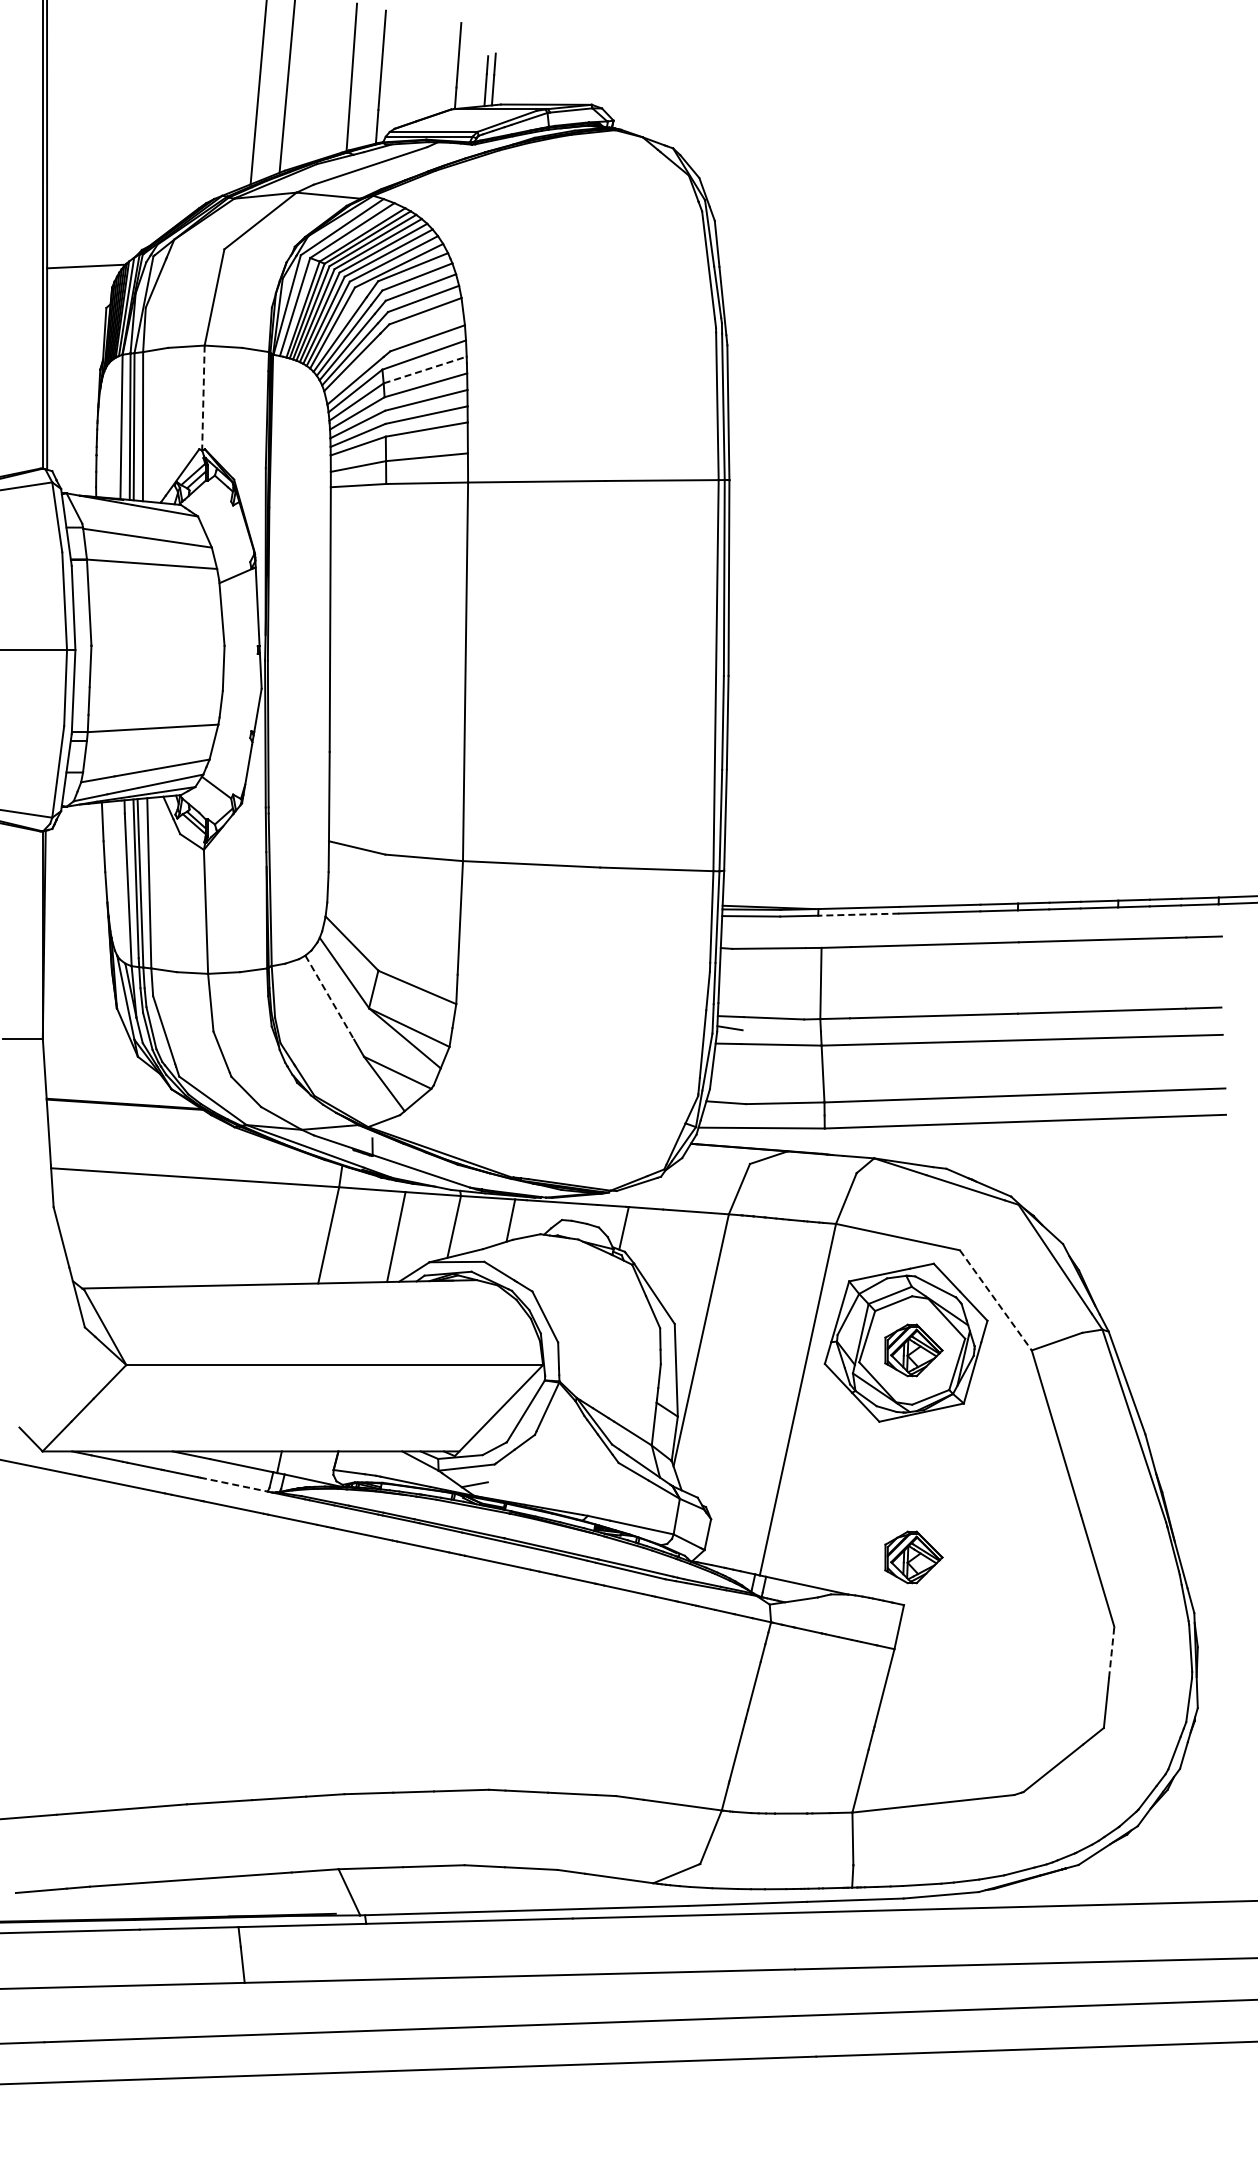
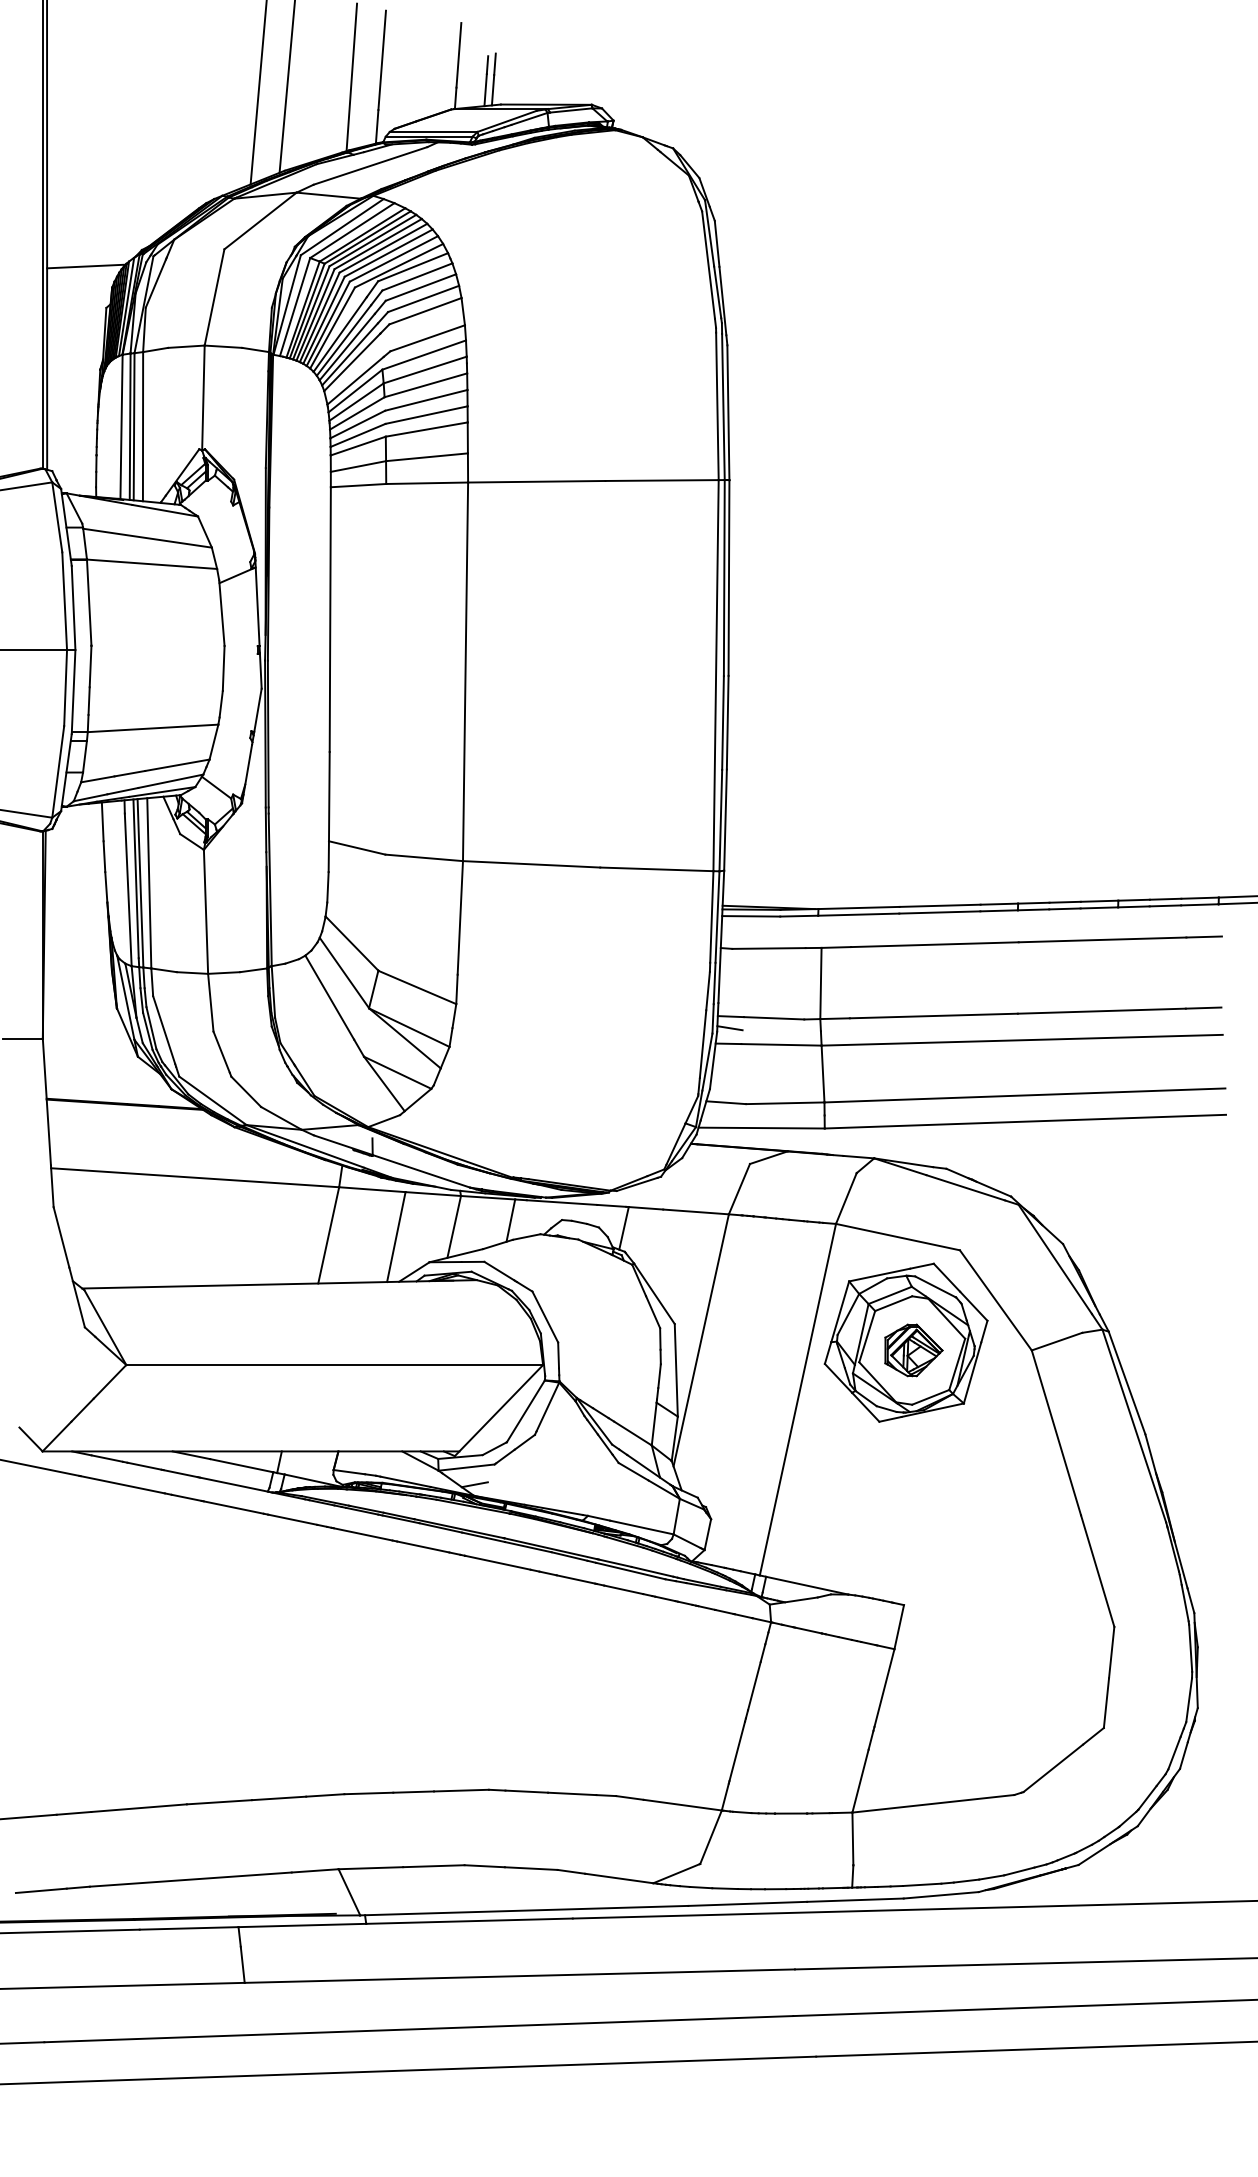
line: dashed -> solid (425, 370)
line: dashed -> solid (203, 398)
line: dashed -> solid (858, 914)
line: dashed -> solid (329, 997)
line: dashed -> solid (995, 1300)
line: dashed -> solid (234, 1484)
part: present -> none (913, 1557)
line: dashed -> solid (1111, 1652)
